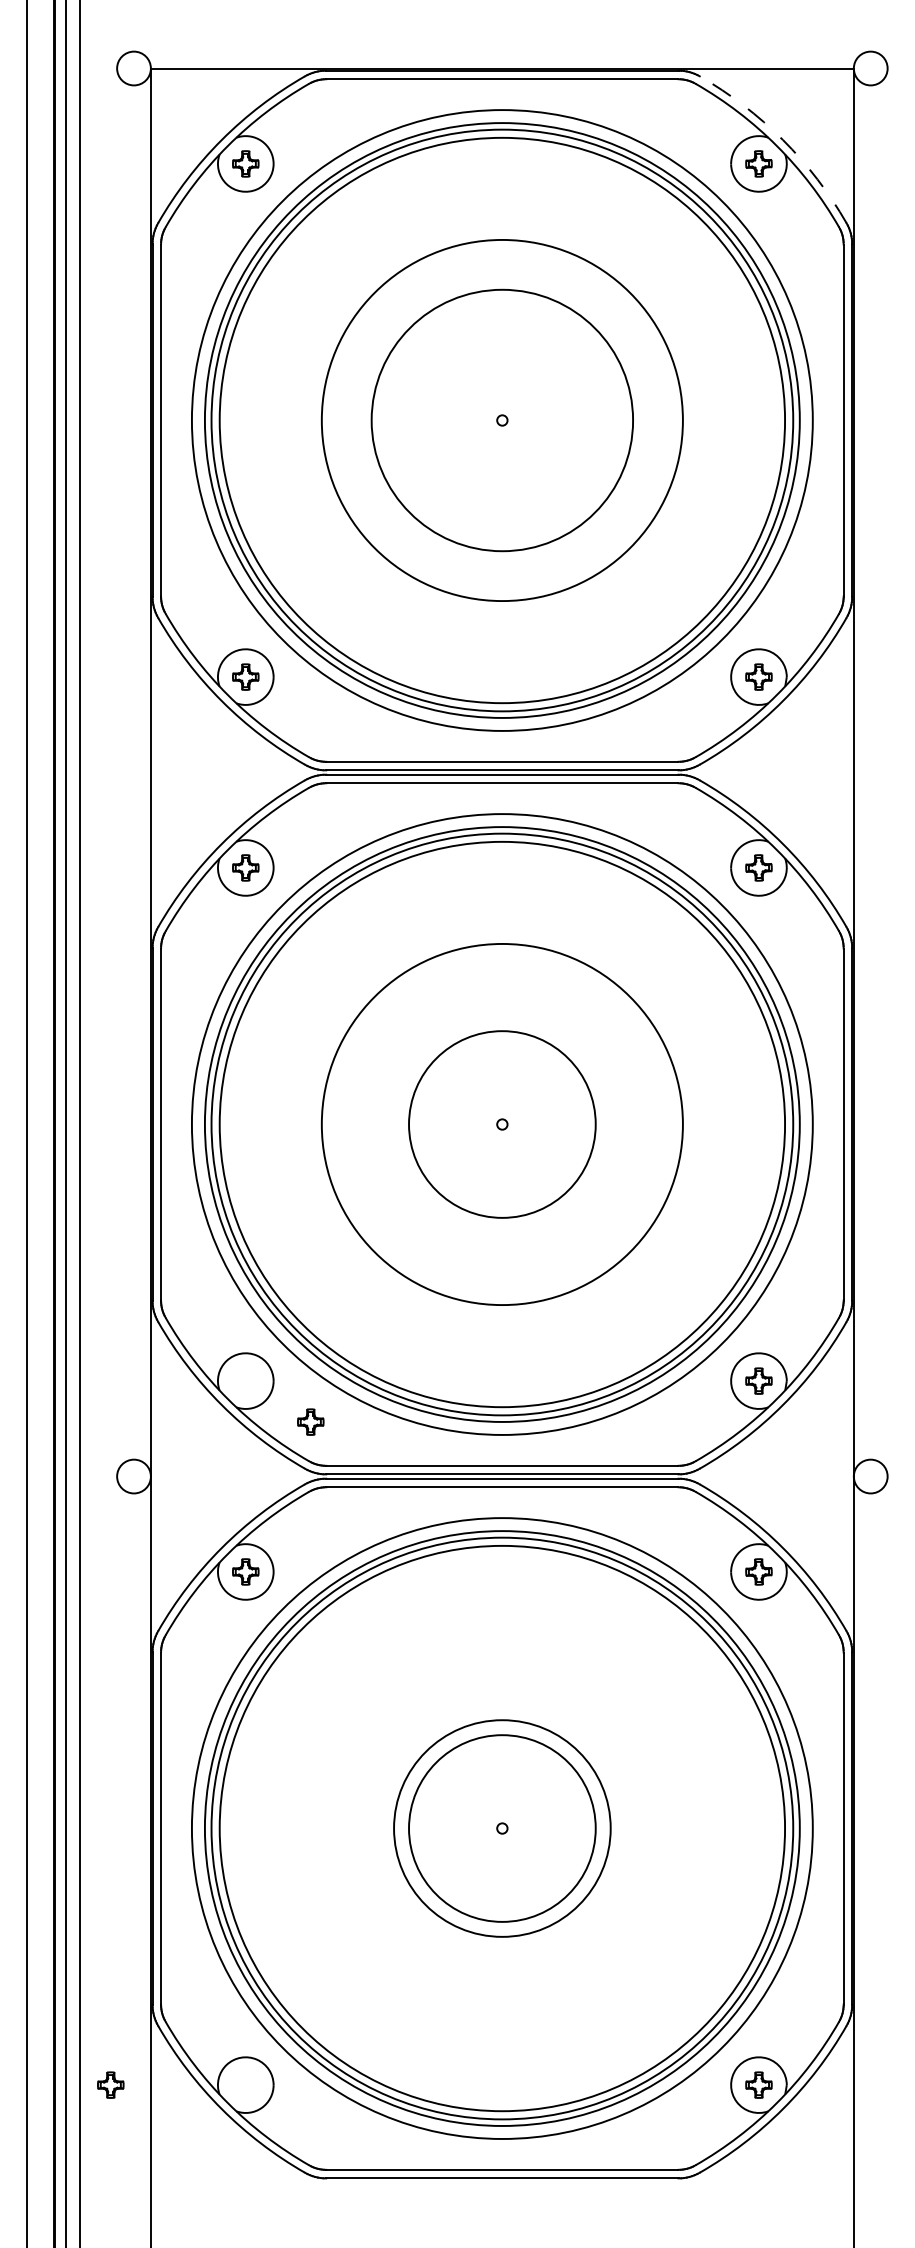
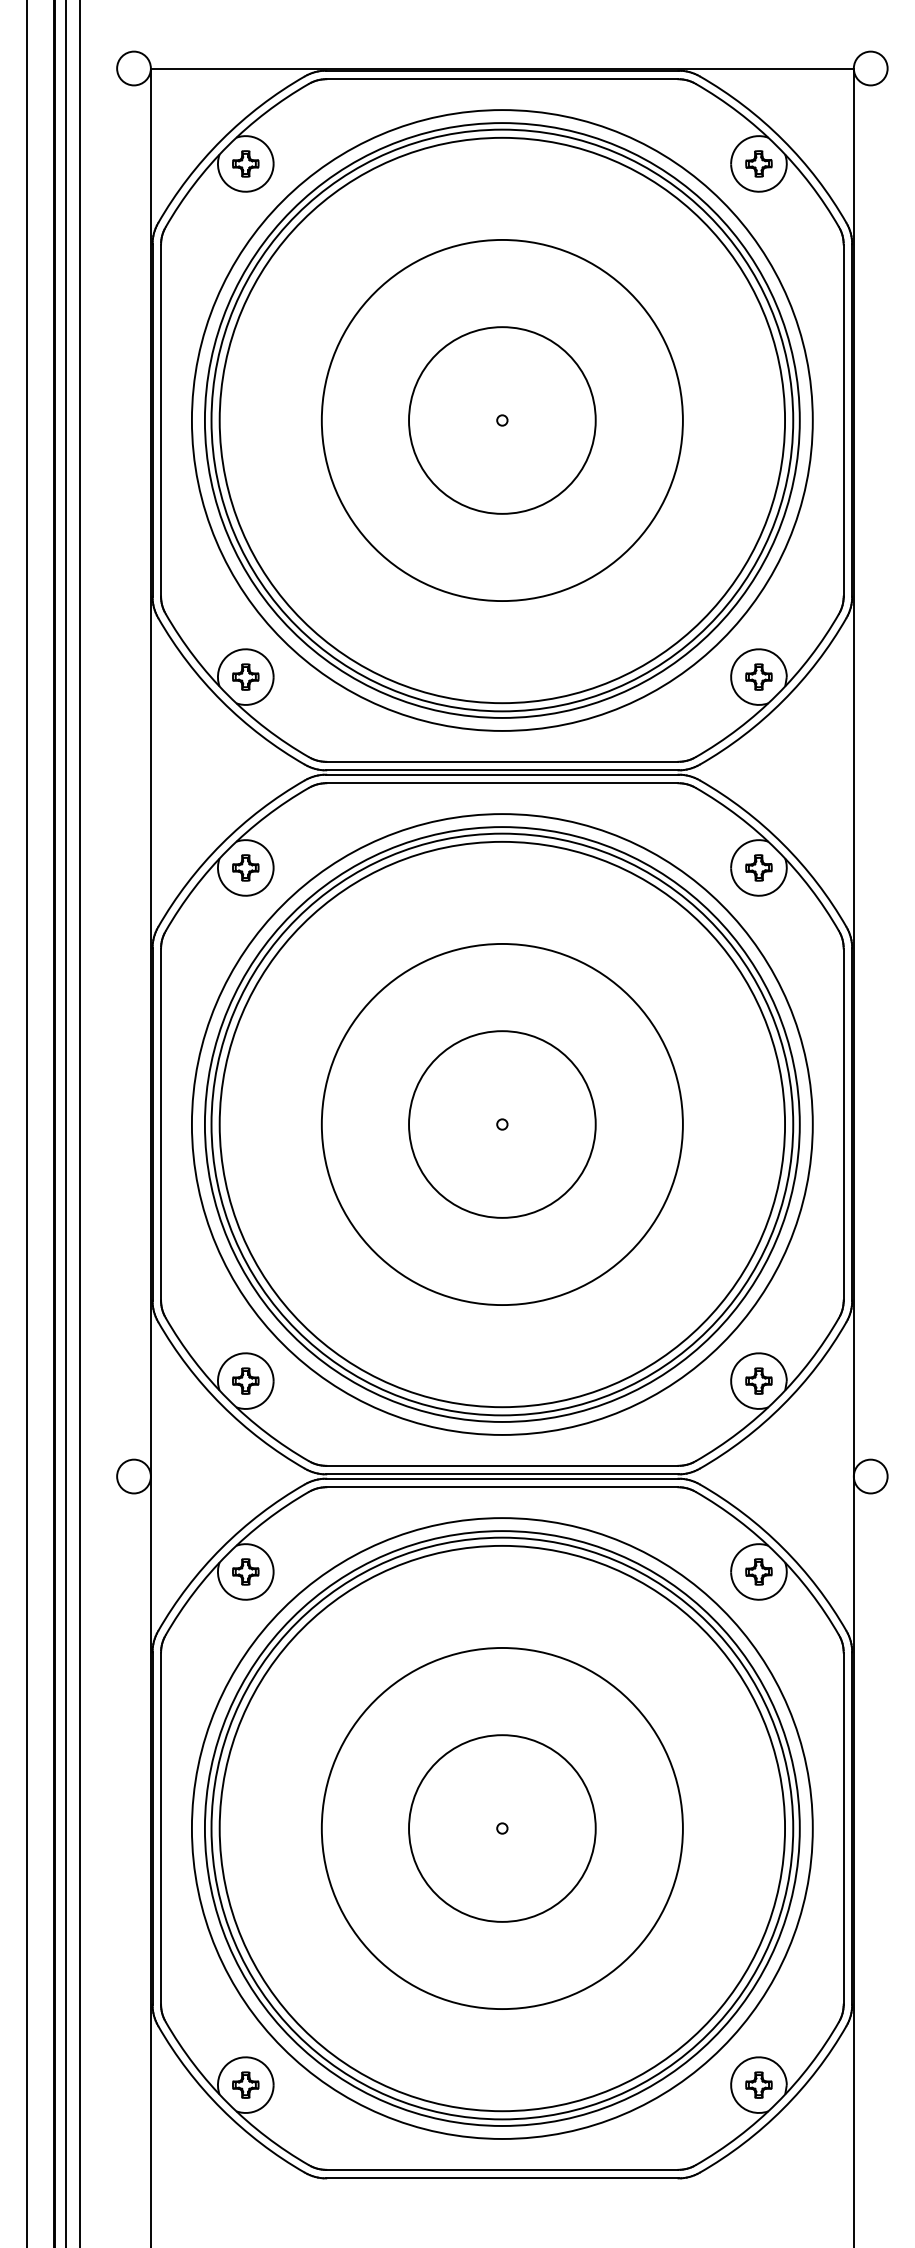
arc: dashed -> solid (782, 139)
circle diameter: 261 px -> 187 px (502, 420)
part position: (310, 1421) -> (245, 1380) (245, 1380)
circle diameter: 217 px -> 361 px (501, 1828)
part position: (110, 2084) -> (245, 2084) (245, 2084)
